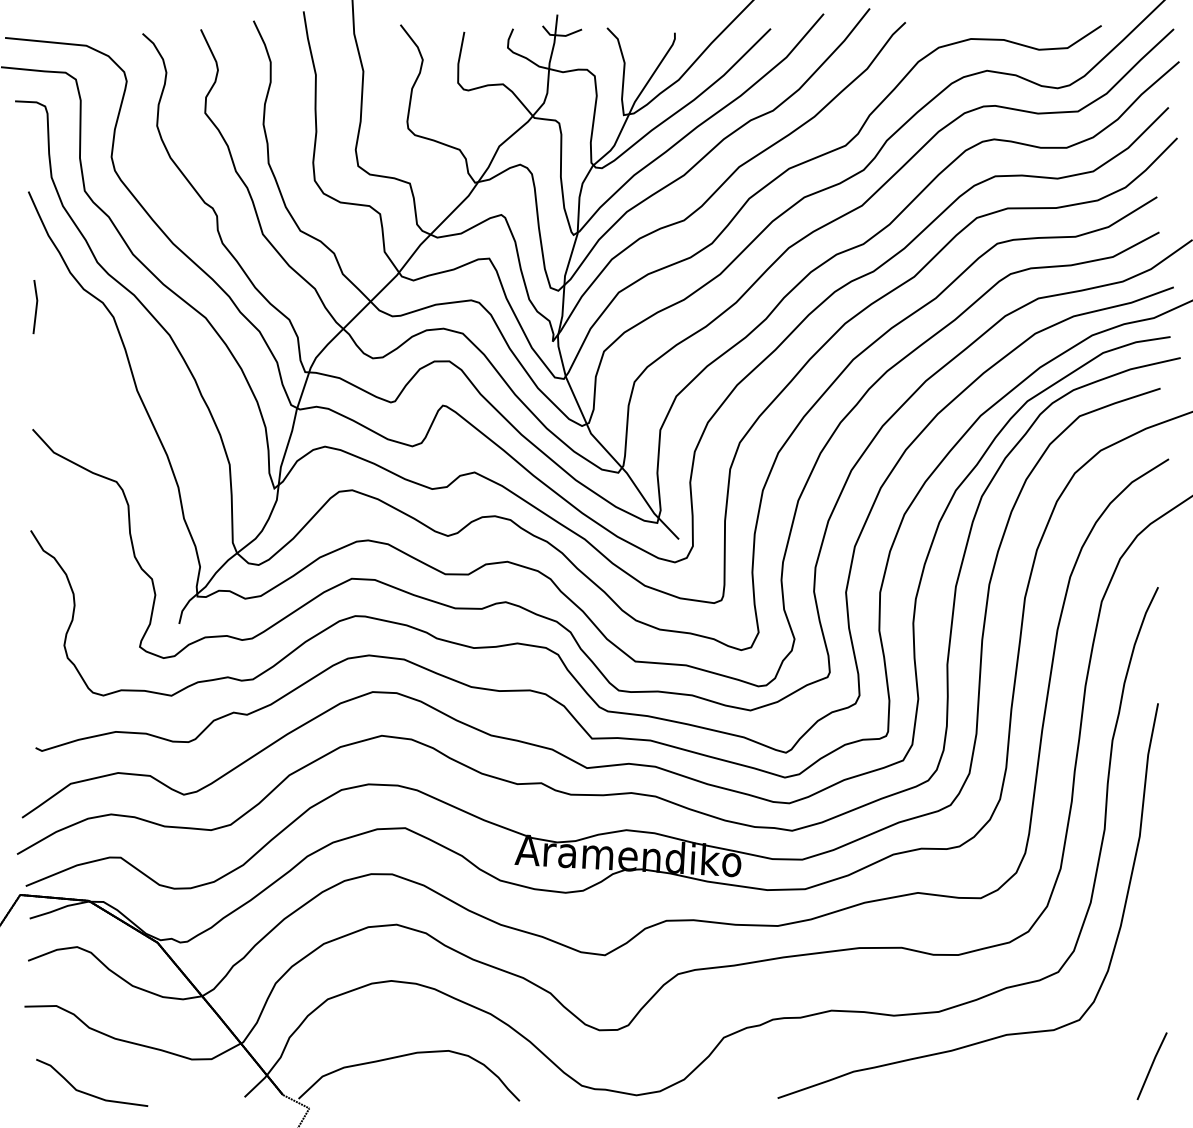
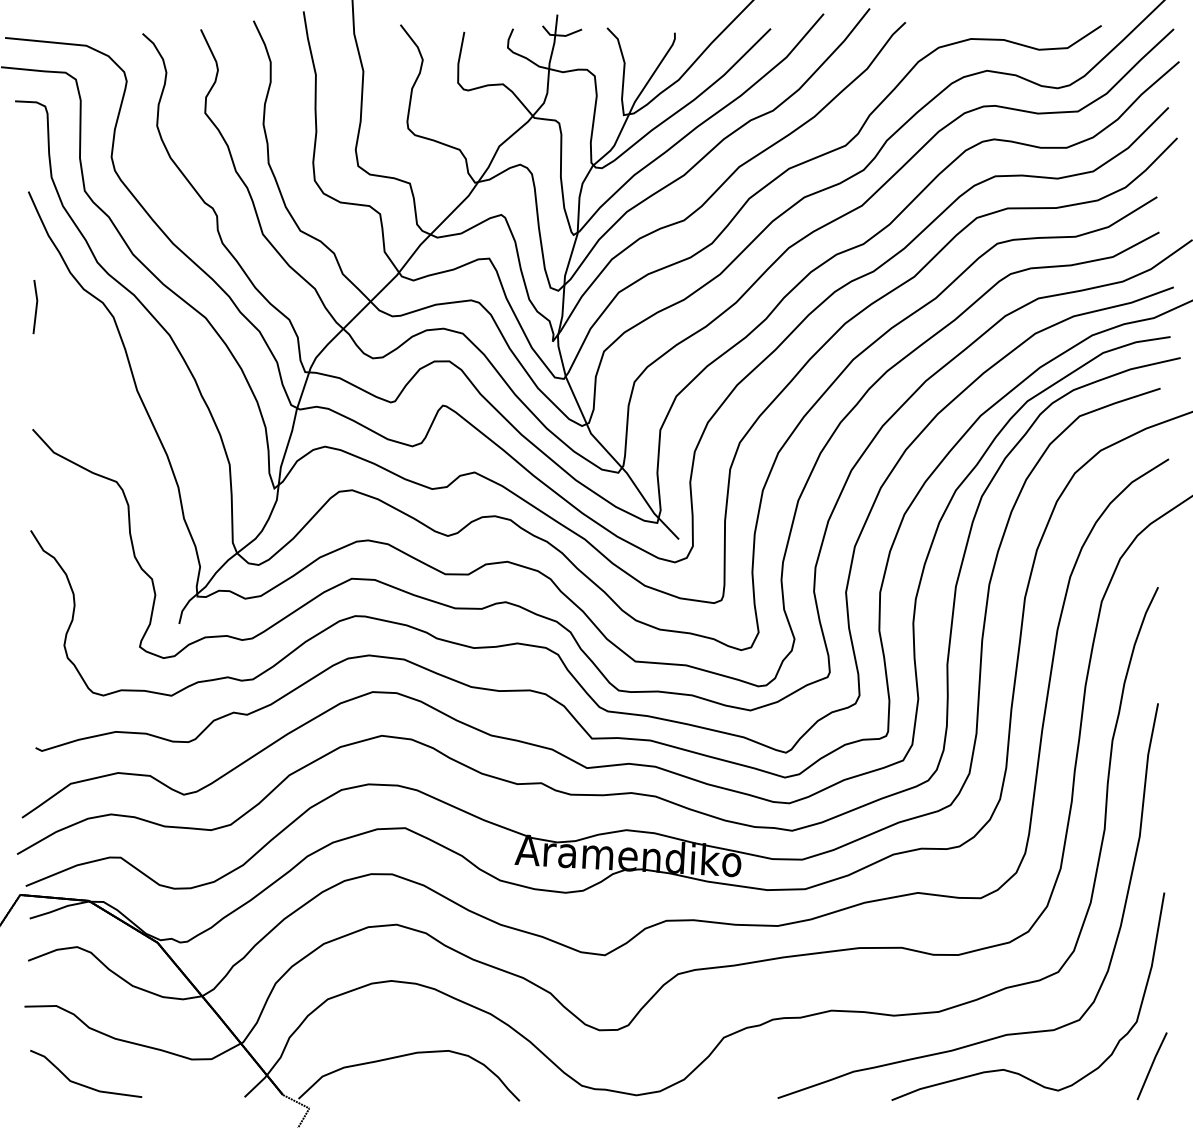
curve: none -> present (1010, 1070)
curve position: (89, 1093) -> (83, 1084) (83, 1084)
